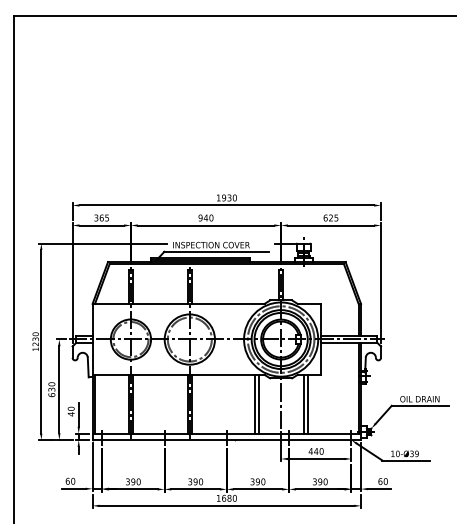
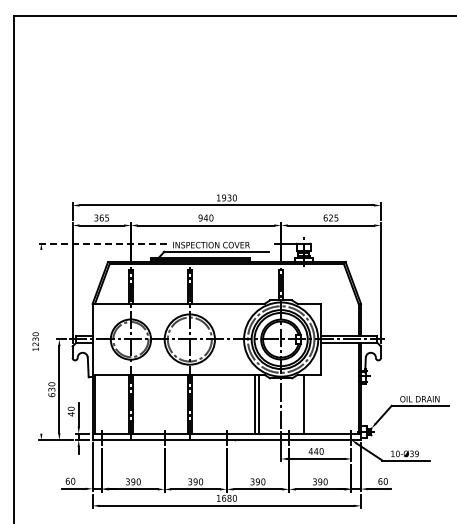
line: solid -> dashed (102, 243)
line: present -> none (41, 341)
line: present -> none (307, 403)
